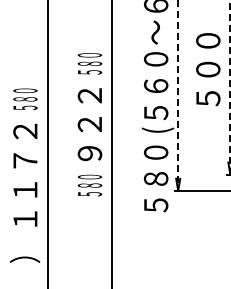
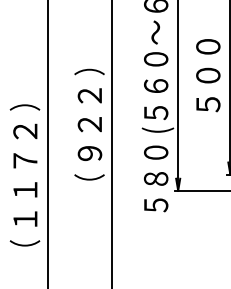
text: ５８０ -> ） (89, 64)
text position: (208, 69) -> (208, 75) (208, 75)
line: dashed -> solid (230, 87)
line: dashed -> solid (178, 96)
text: ５８０ -> ） (24, 99)
text: ５８０ -> （ (89, 185)
text: ） -> （ (24, 251)
